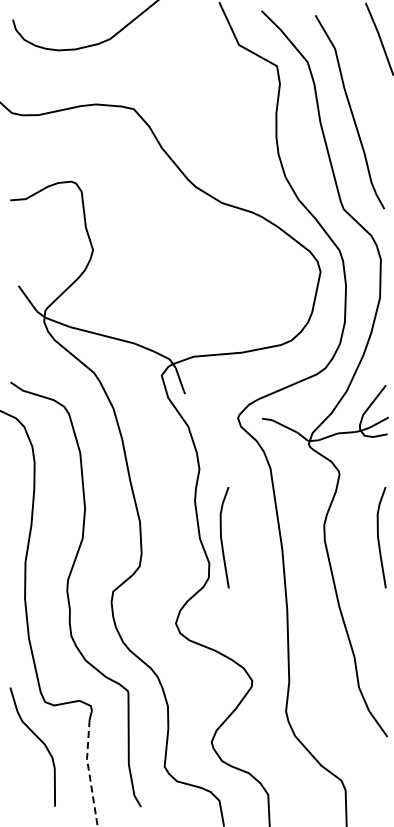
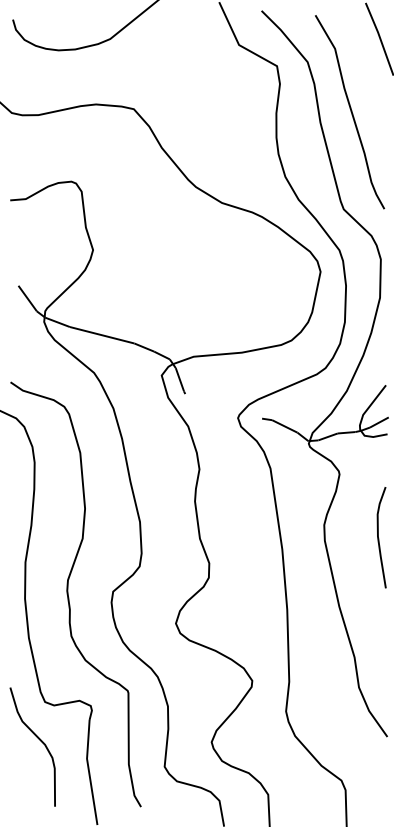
curve: present -> none (222, 538)
line: dashed -> solid (89, 772)
